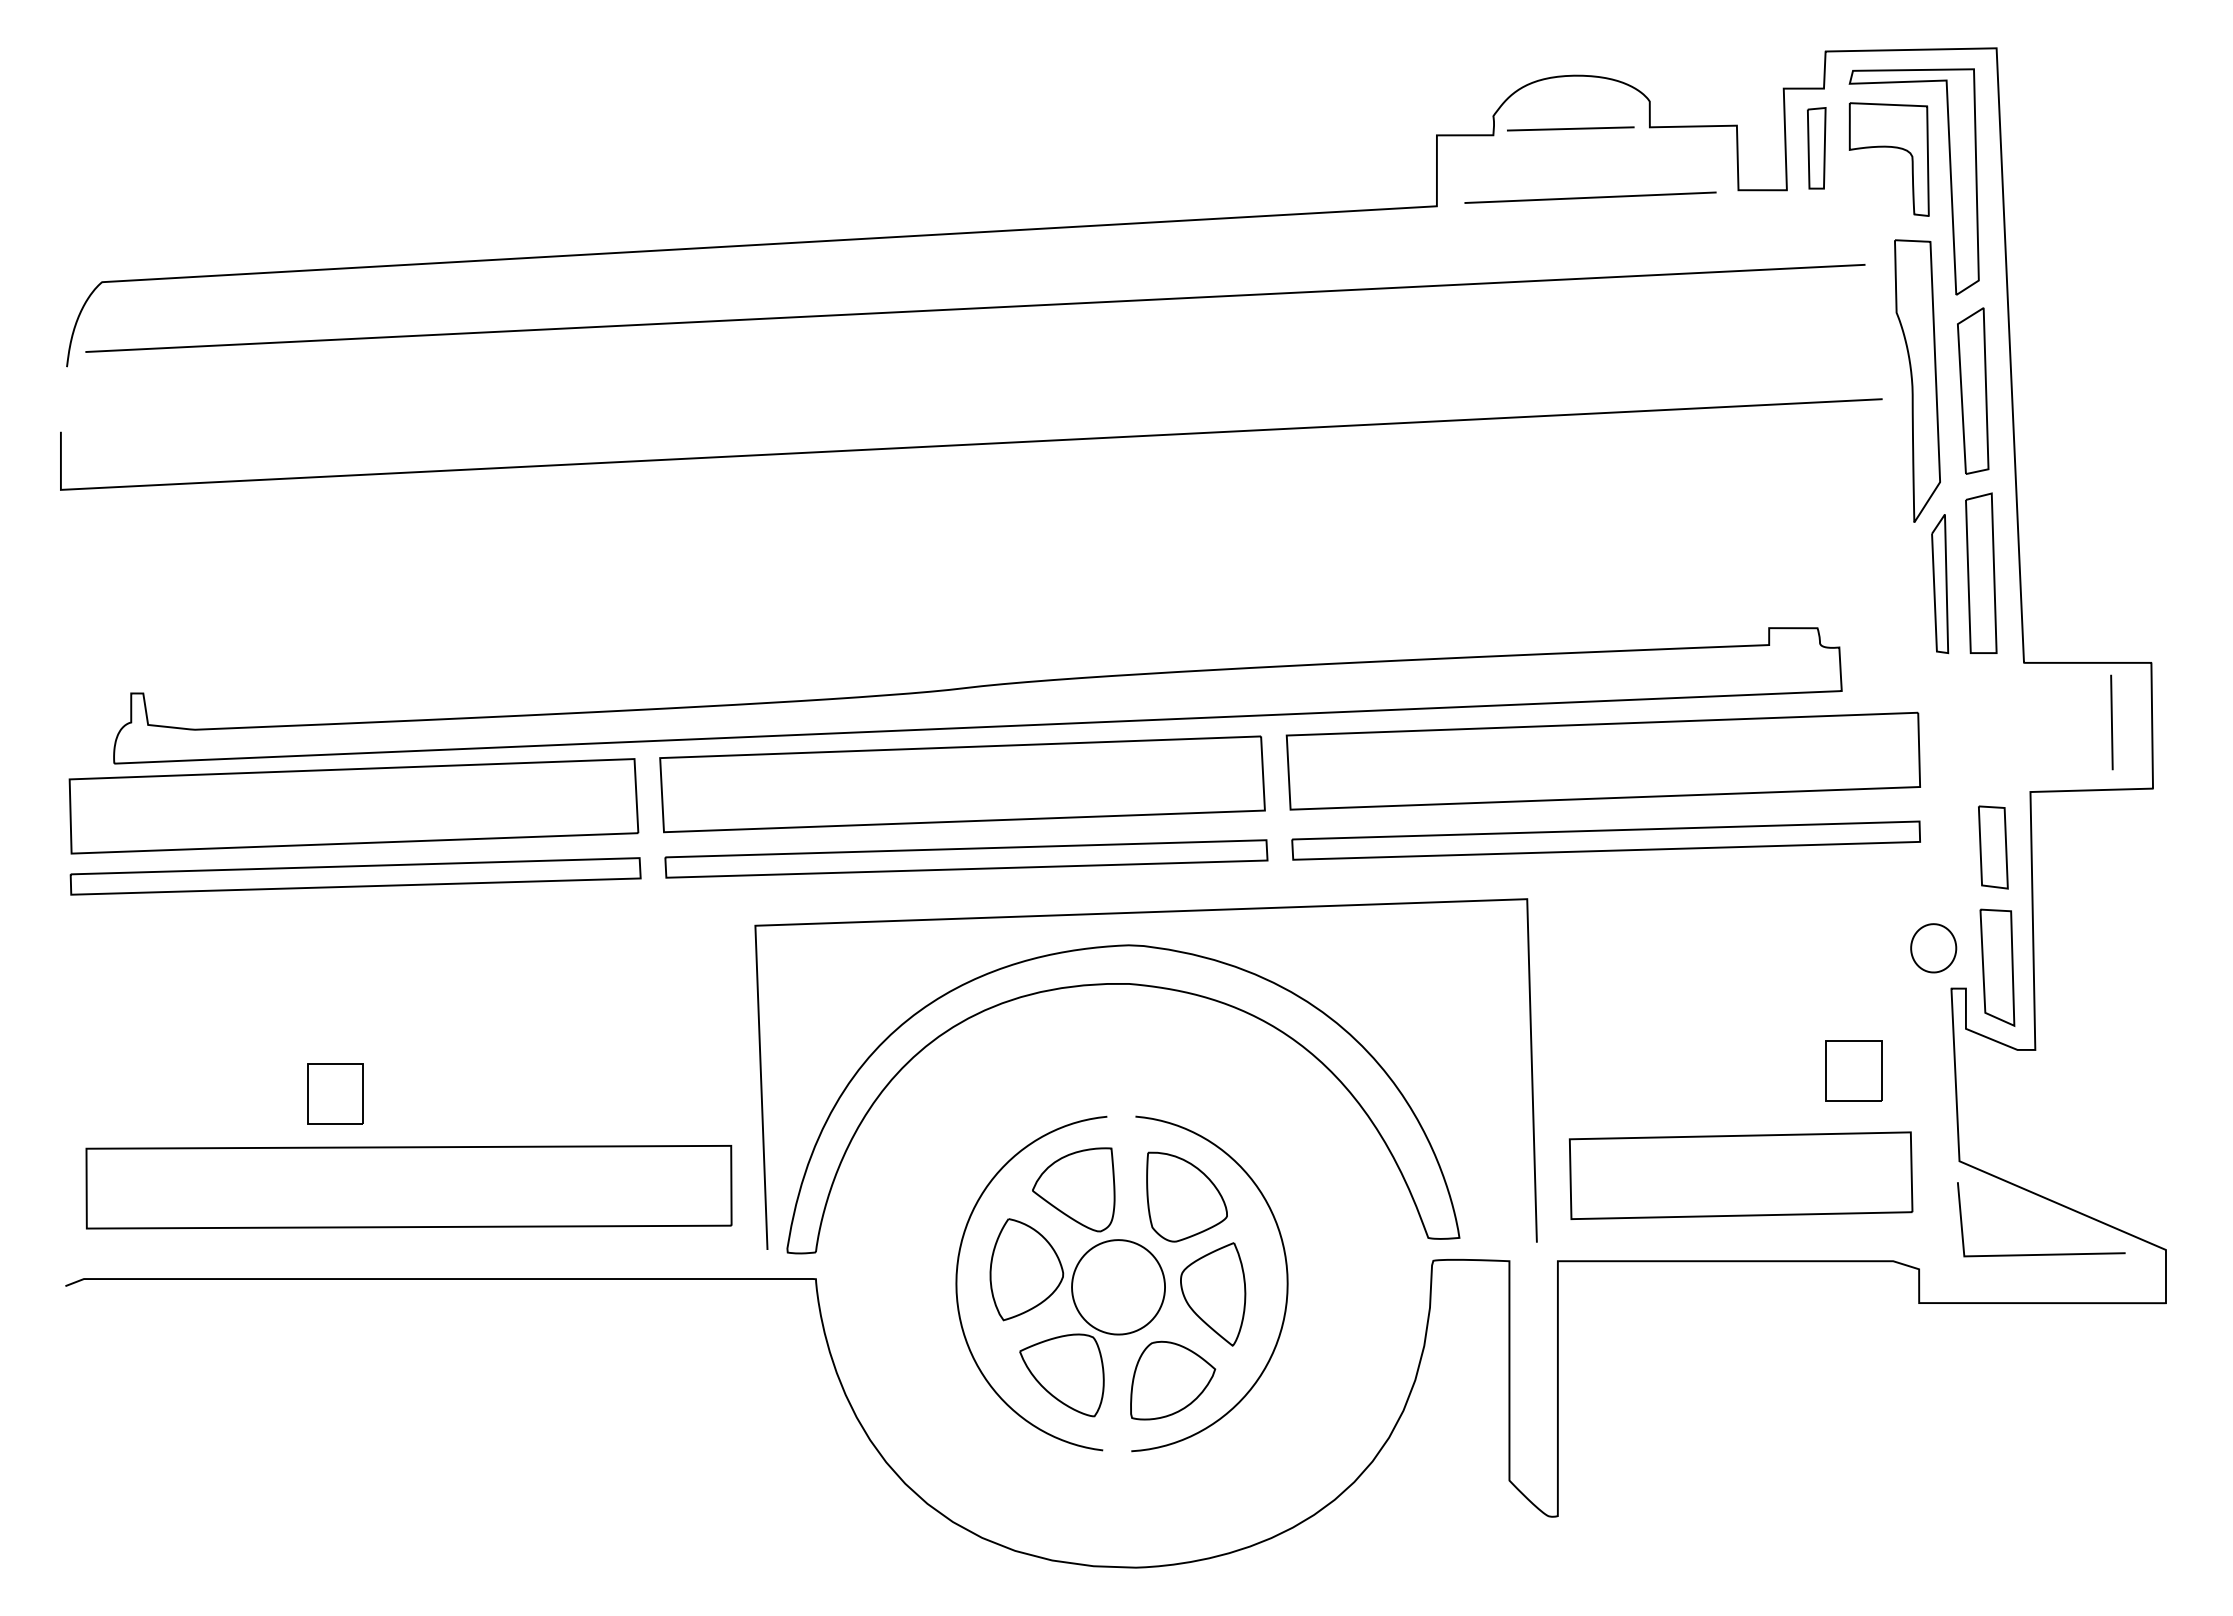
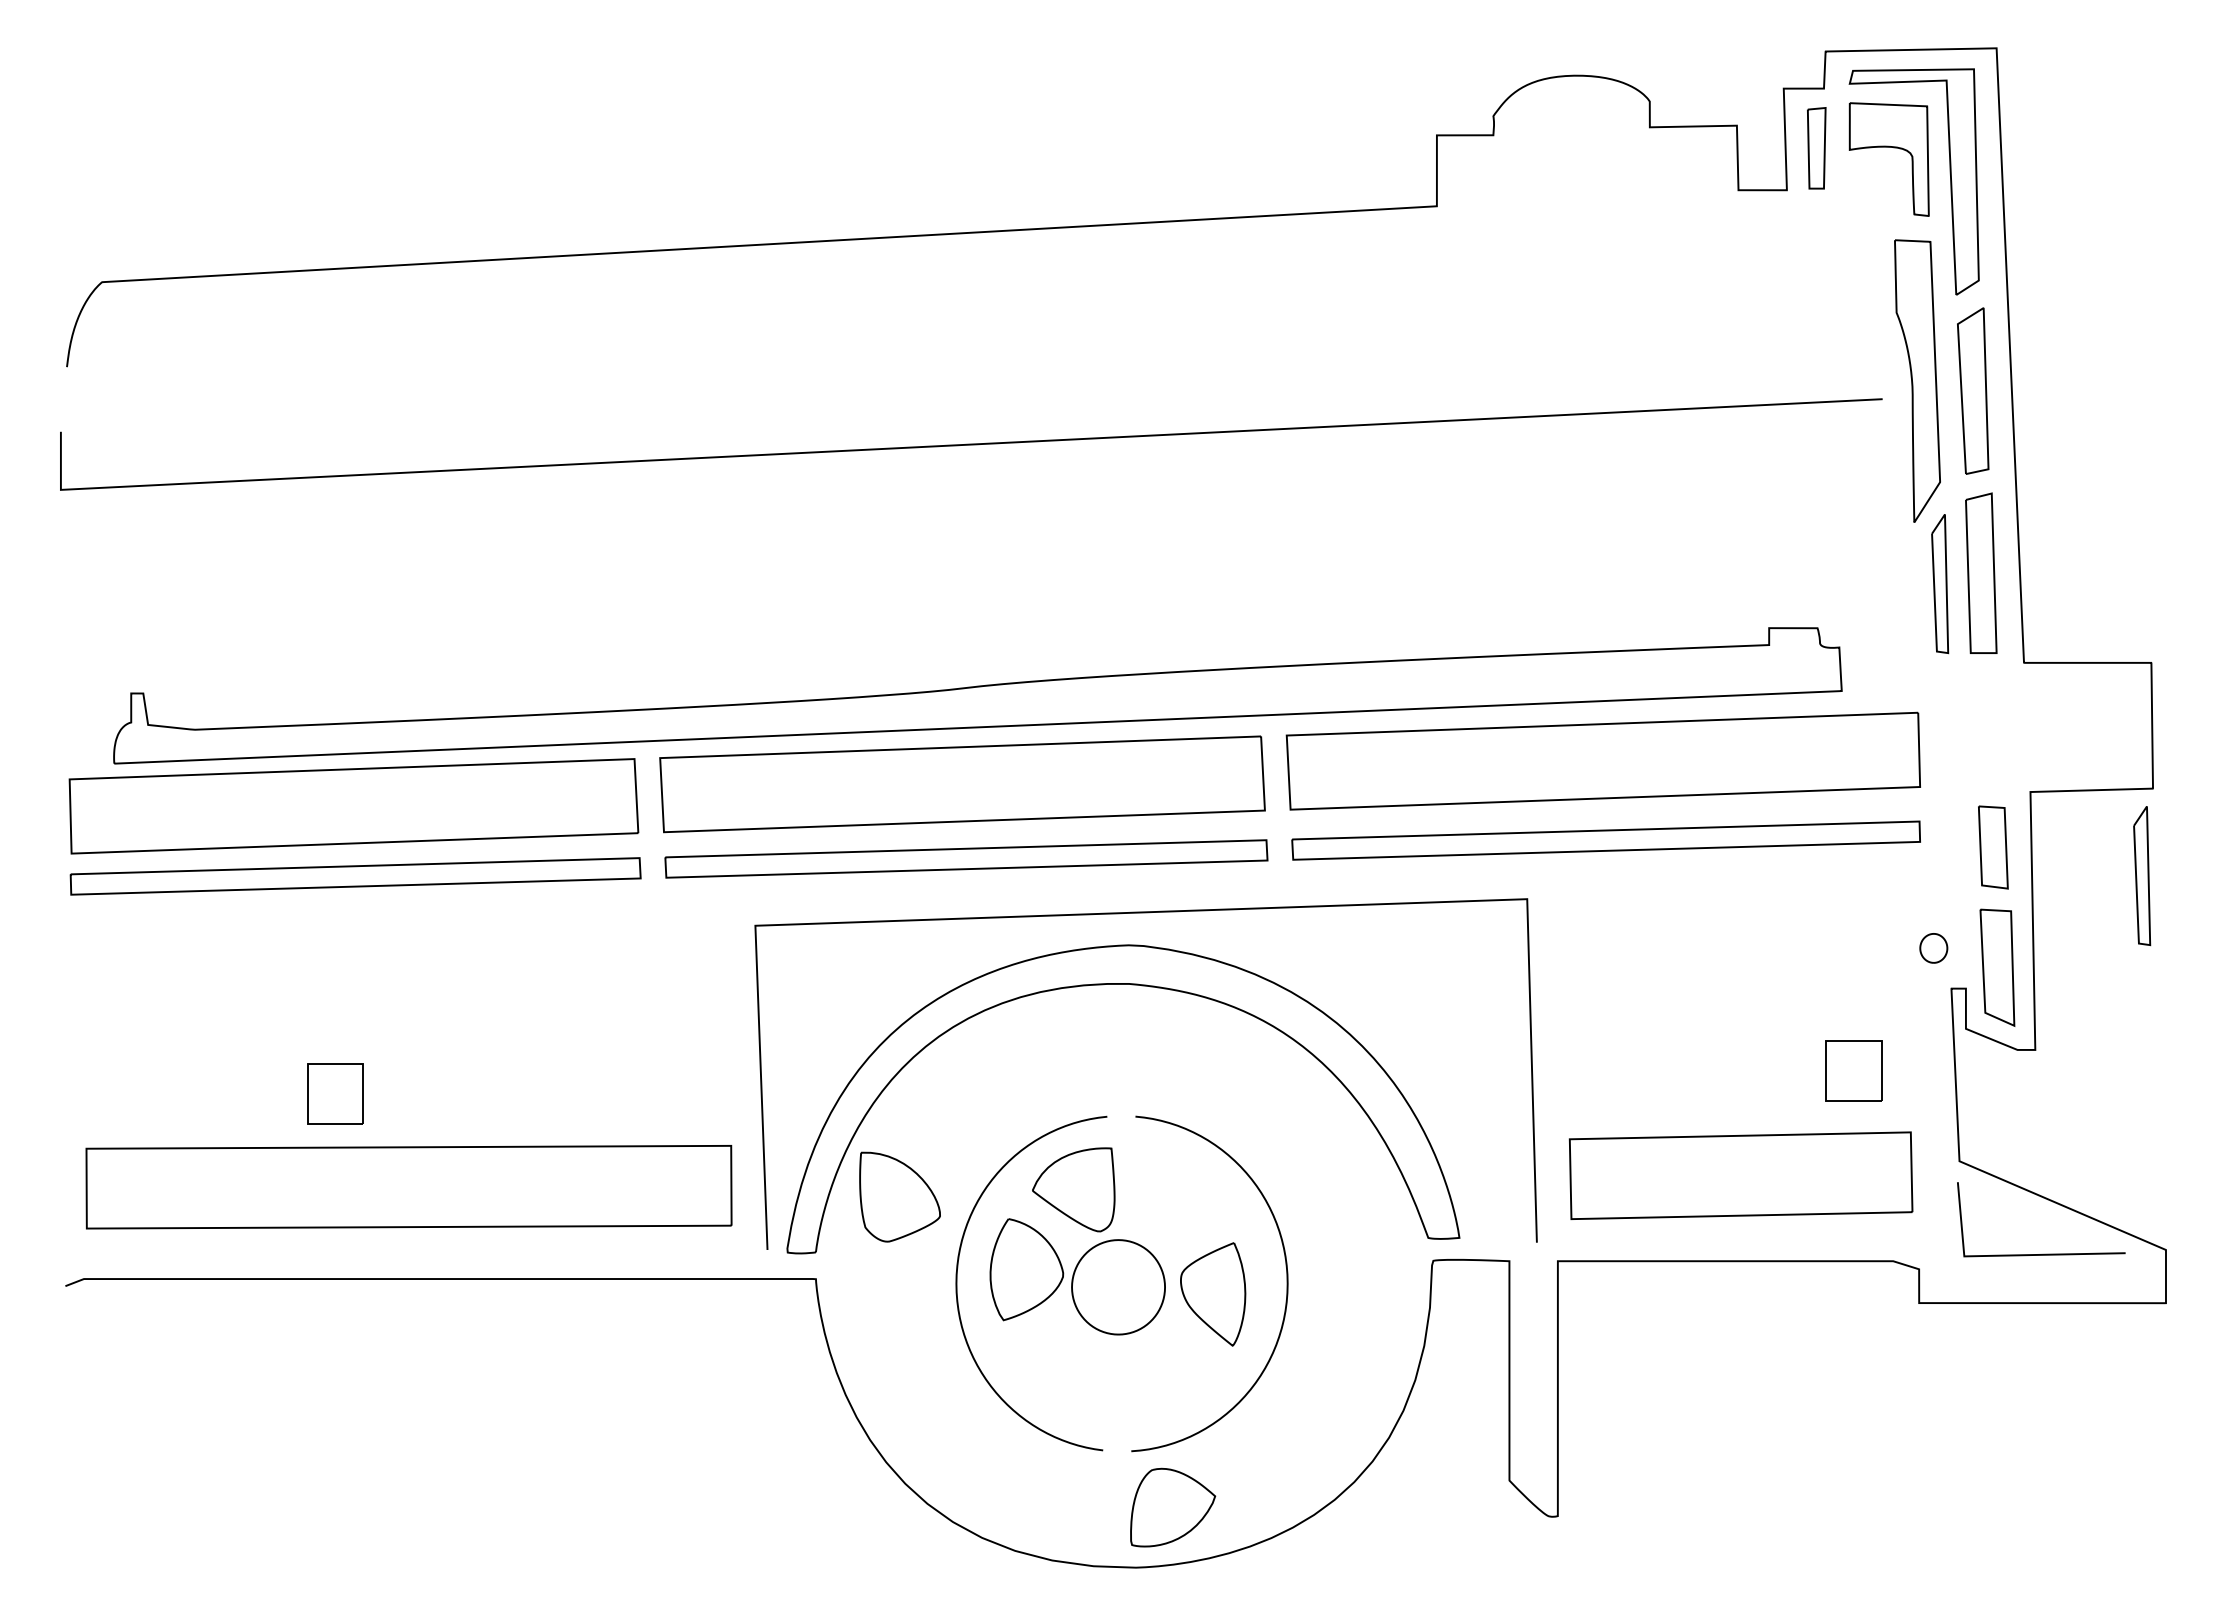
line: present -> none (1570, 128)
line: present -> none (1590, 197)
line: present -> none (975, 307)
line: present -> none (2111, 722)
part: none -> present (2142, 876)
part size: 48x51 px -> 30x31 px (1933, 948)
part position: (1186, 1196) -> (899, 1196) (899, 1196)
part: present -> none (1061, 1375)
part position: (1173, 1380) -> (1173, 1507) (1173, 1507)
